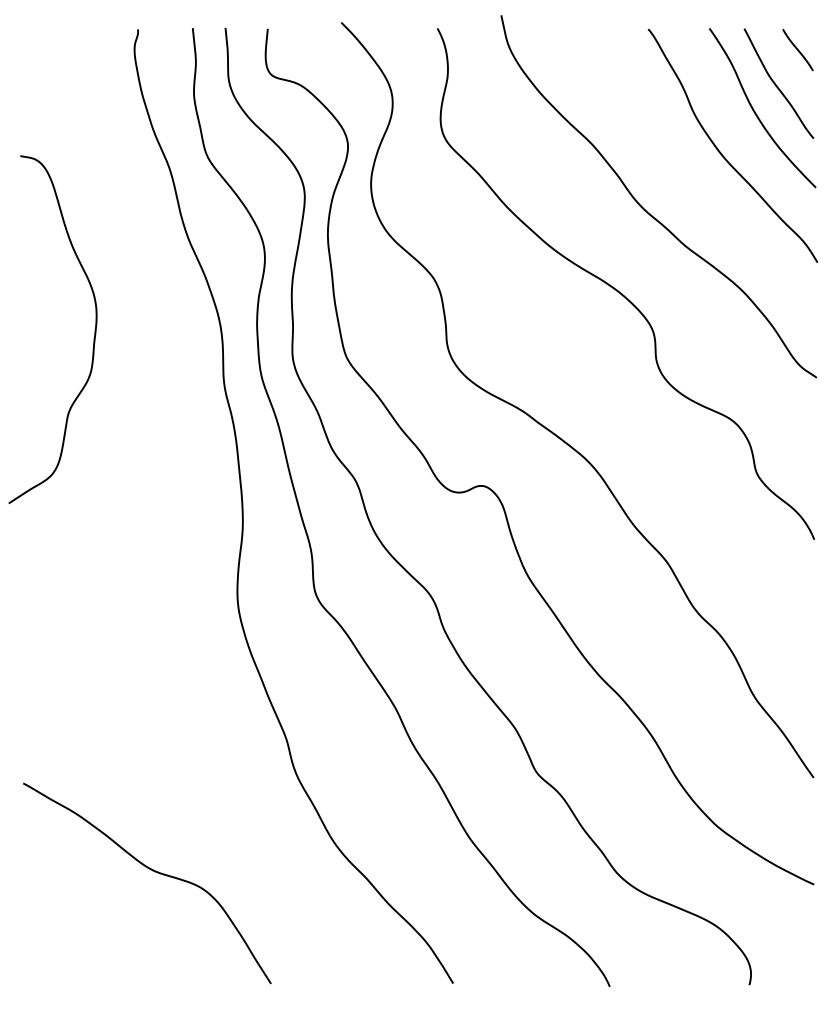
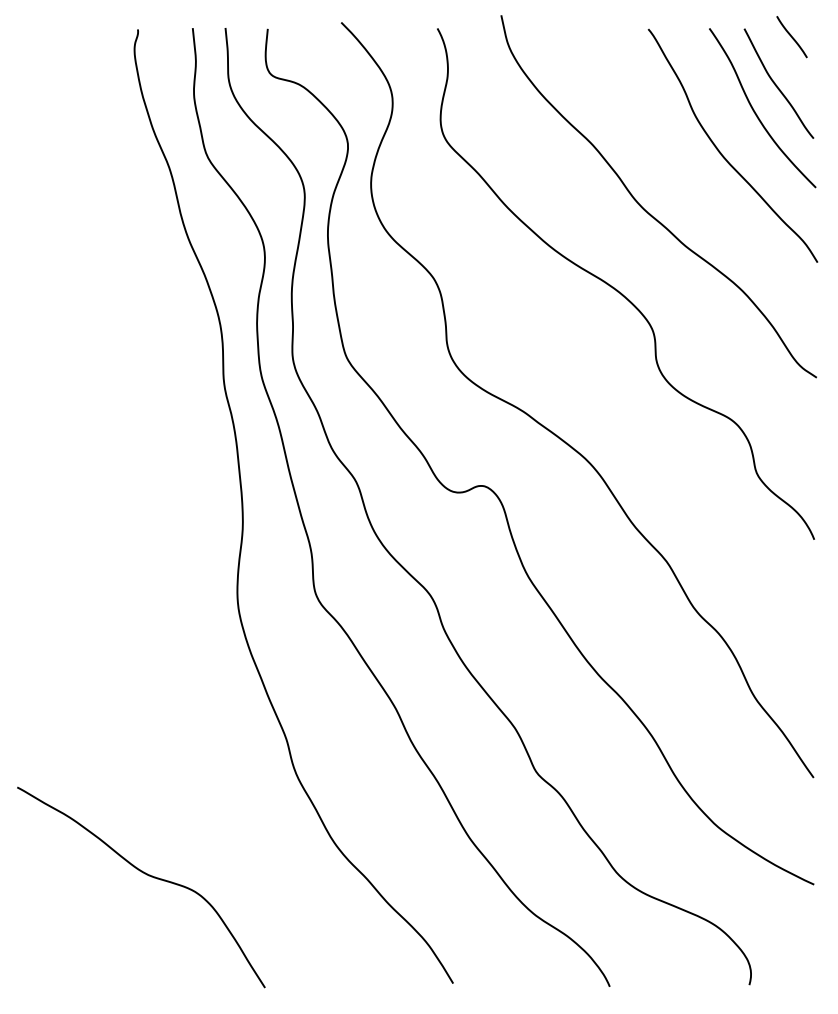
line position: (797, 50) -> (791, 37) (791, 37)
curve: present -> none (93, 338)
curve position: (152, 871) -> (146, 875) (146, 875)
